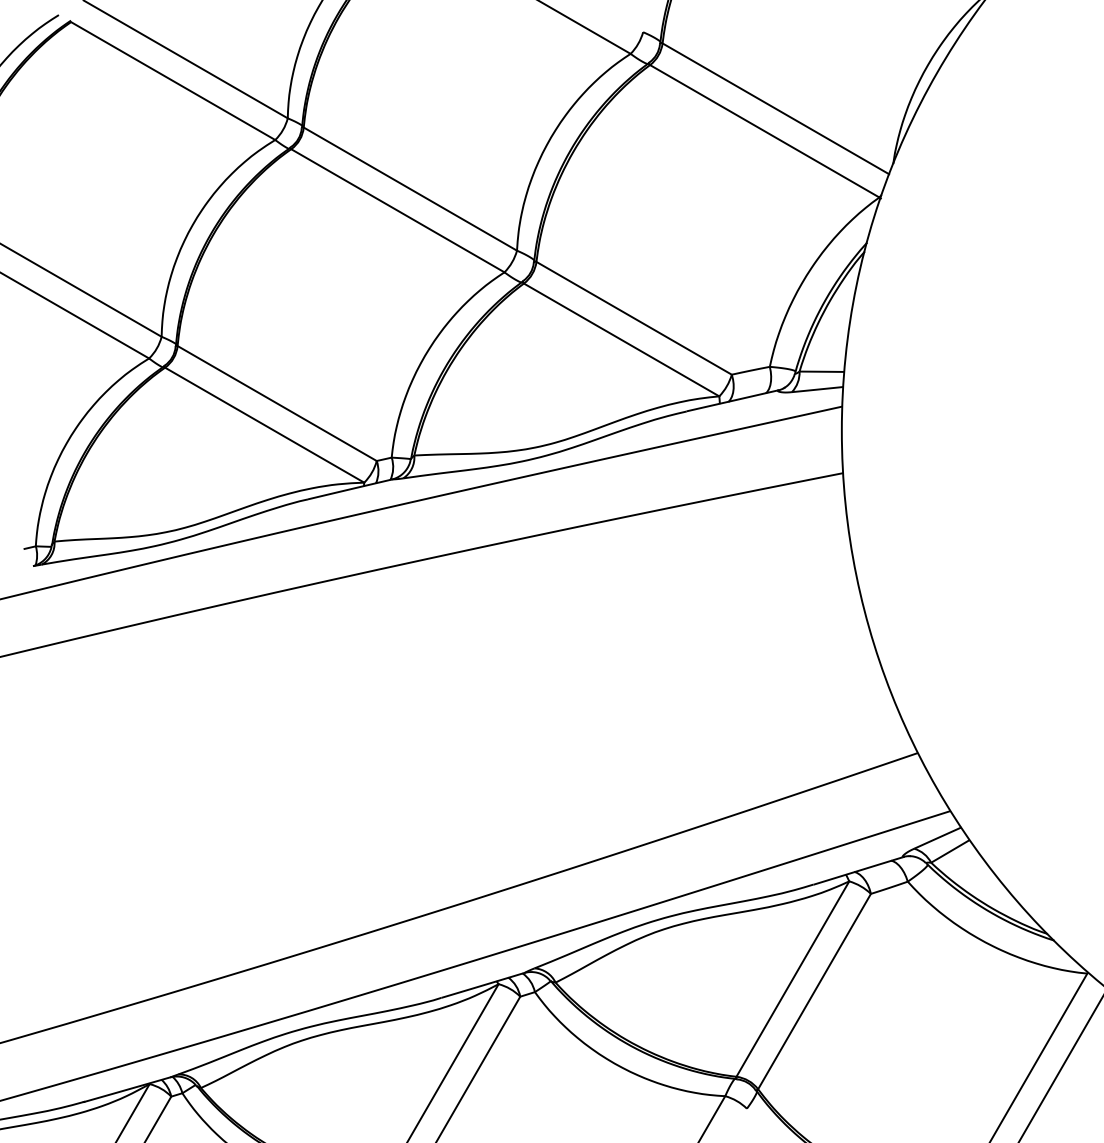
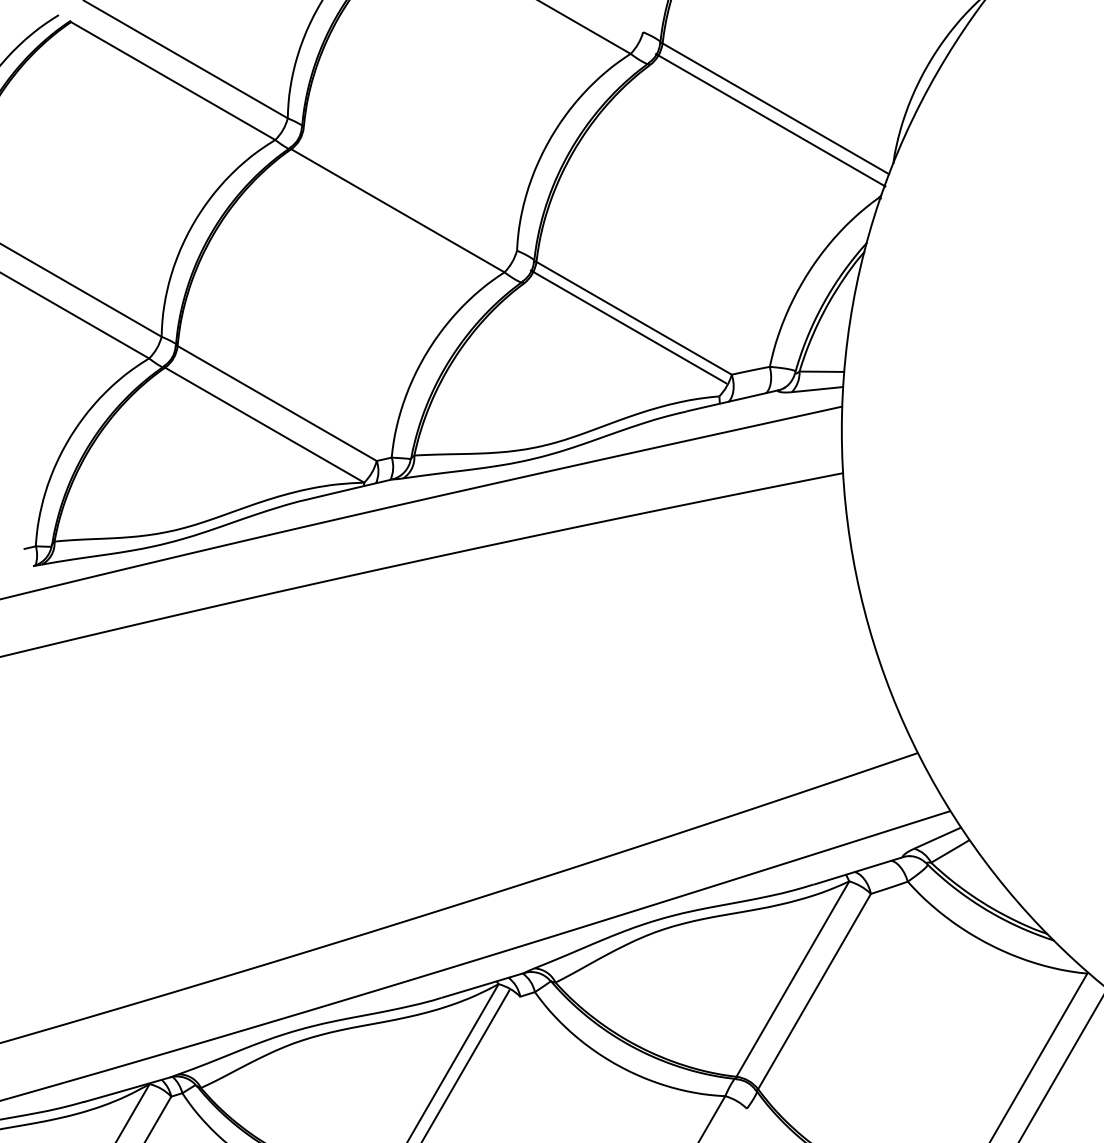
line position: (764, 131) -> (770, 120) (770, 120)
line: present -> none (410, 188)
line position: (621, 339) -> (628, 326) (628, 326)
line position: (478, 1067) -> (466, 1064) (466, 1064)
